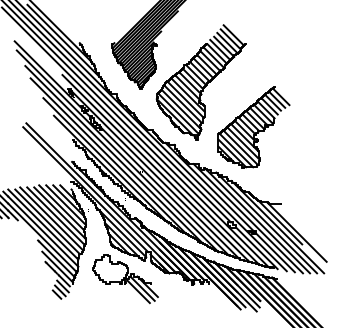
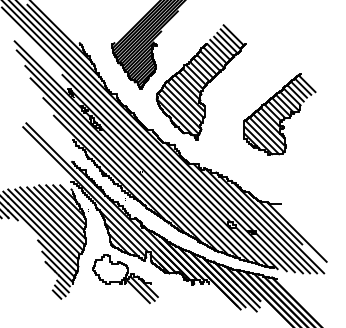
part position: (253, 127) -> (279, 114) (279, 114)
